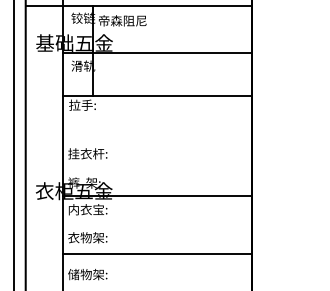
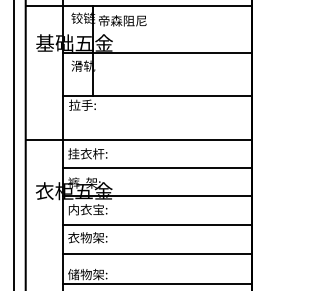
line: none -> present (138, 139)
line: none -> present (156, 168)
line: none -> present (156, 224)
line: none -> present (156, 283)
